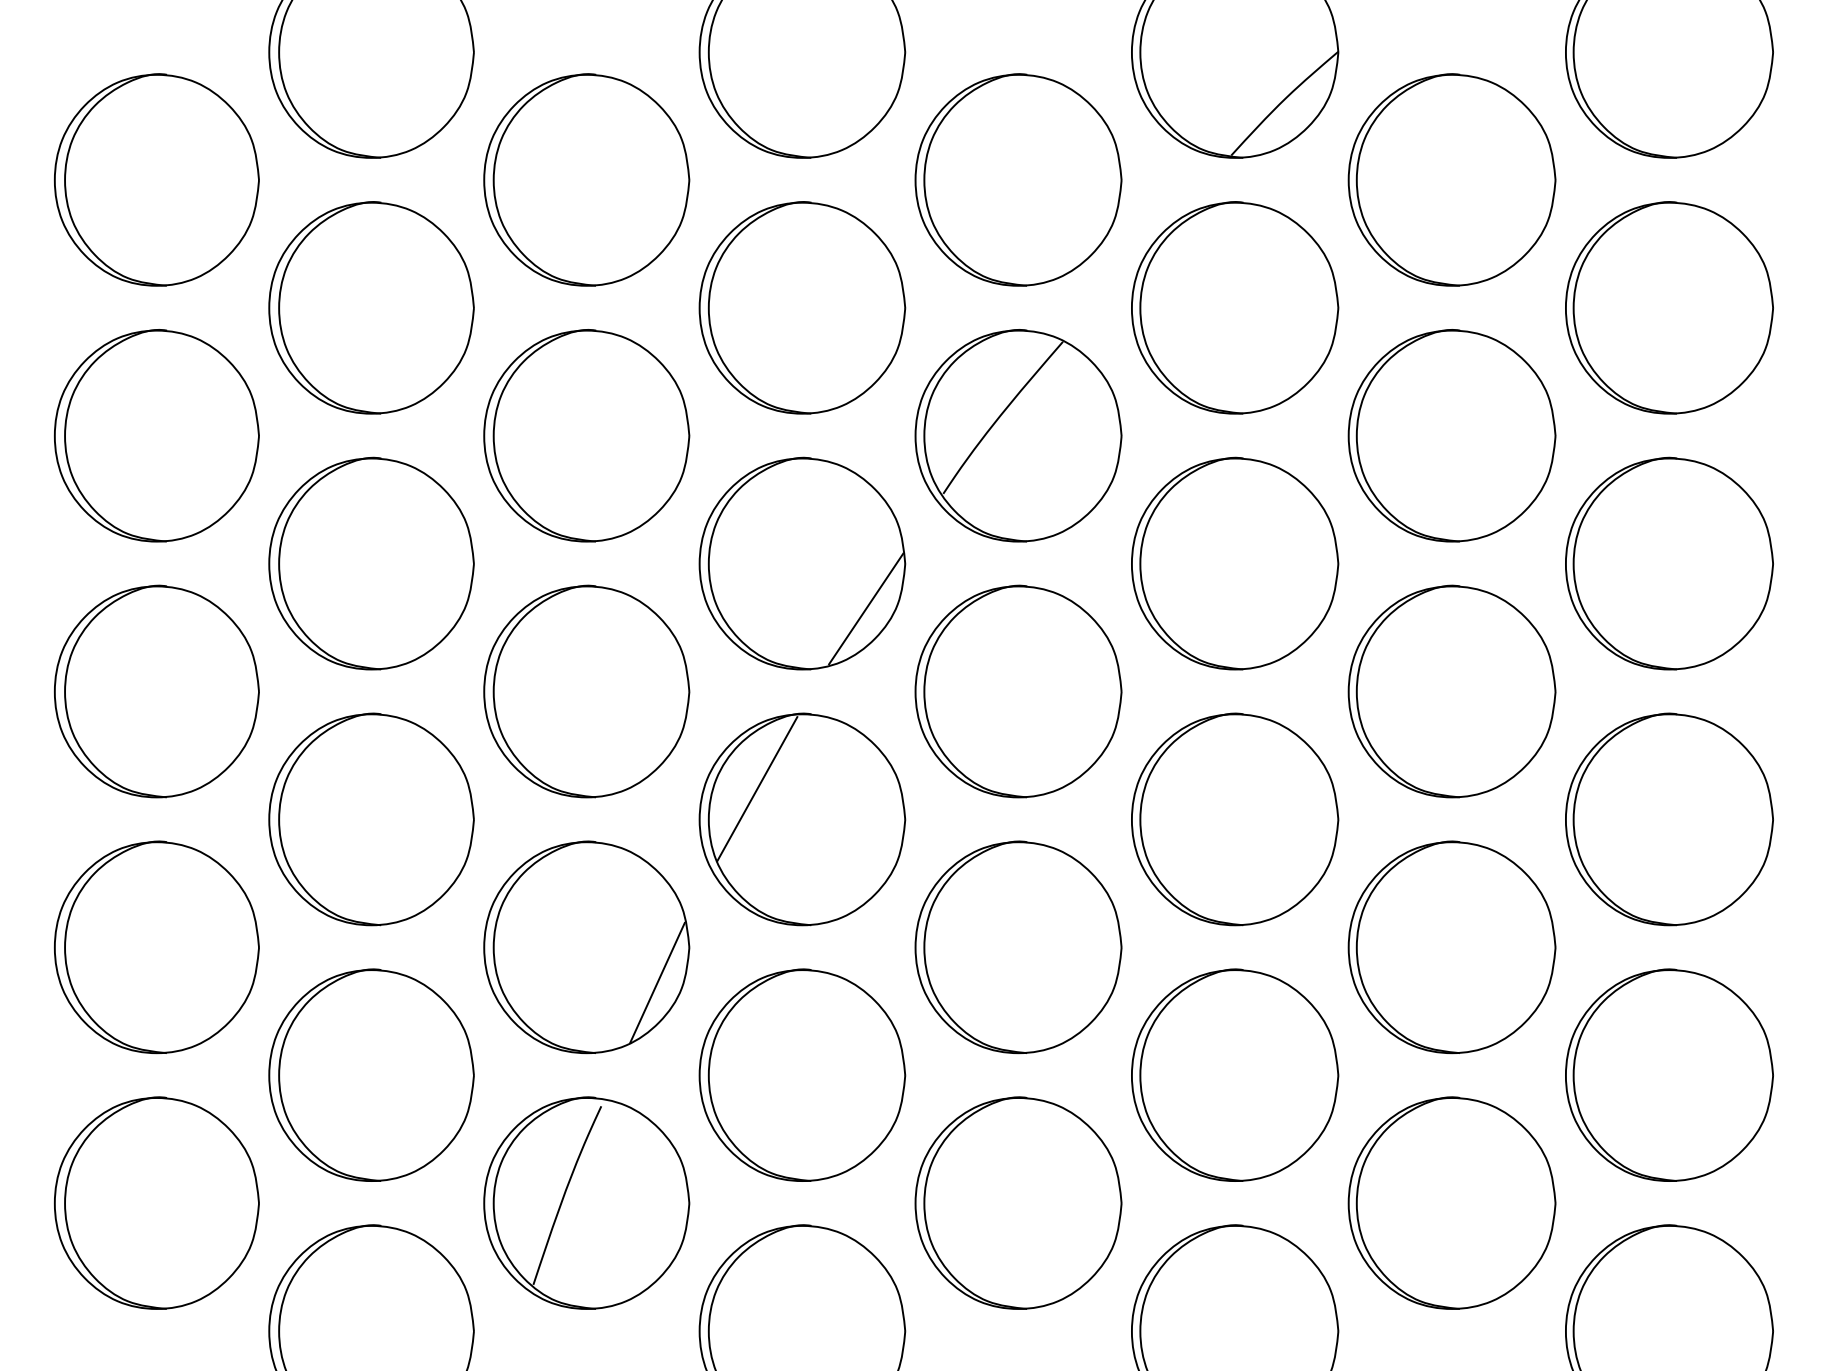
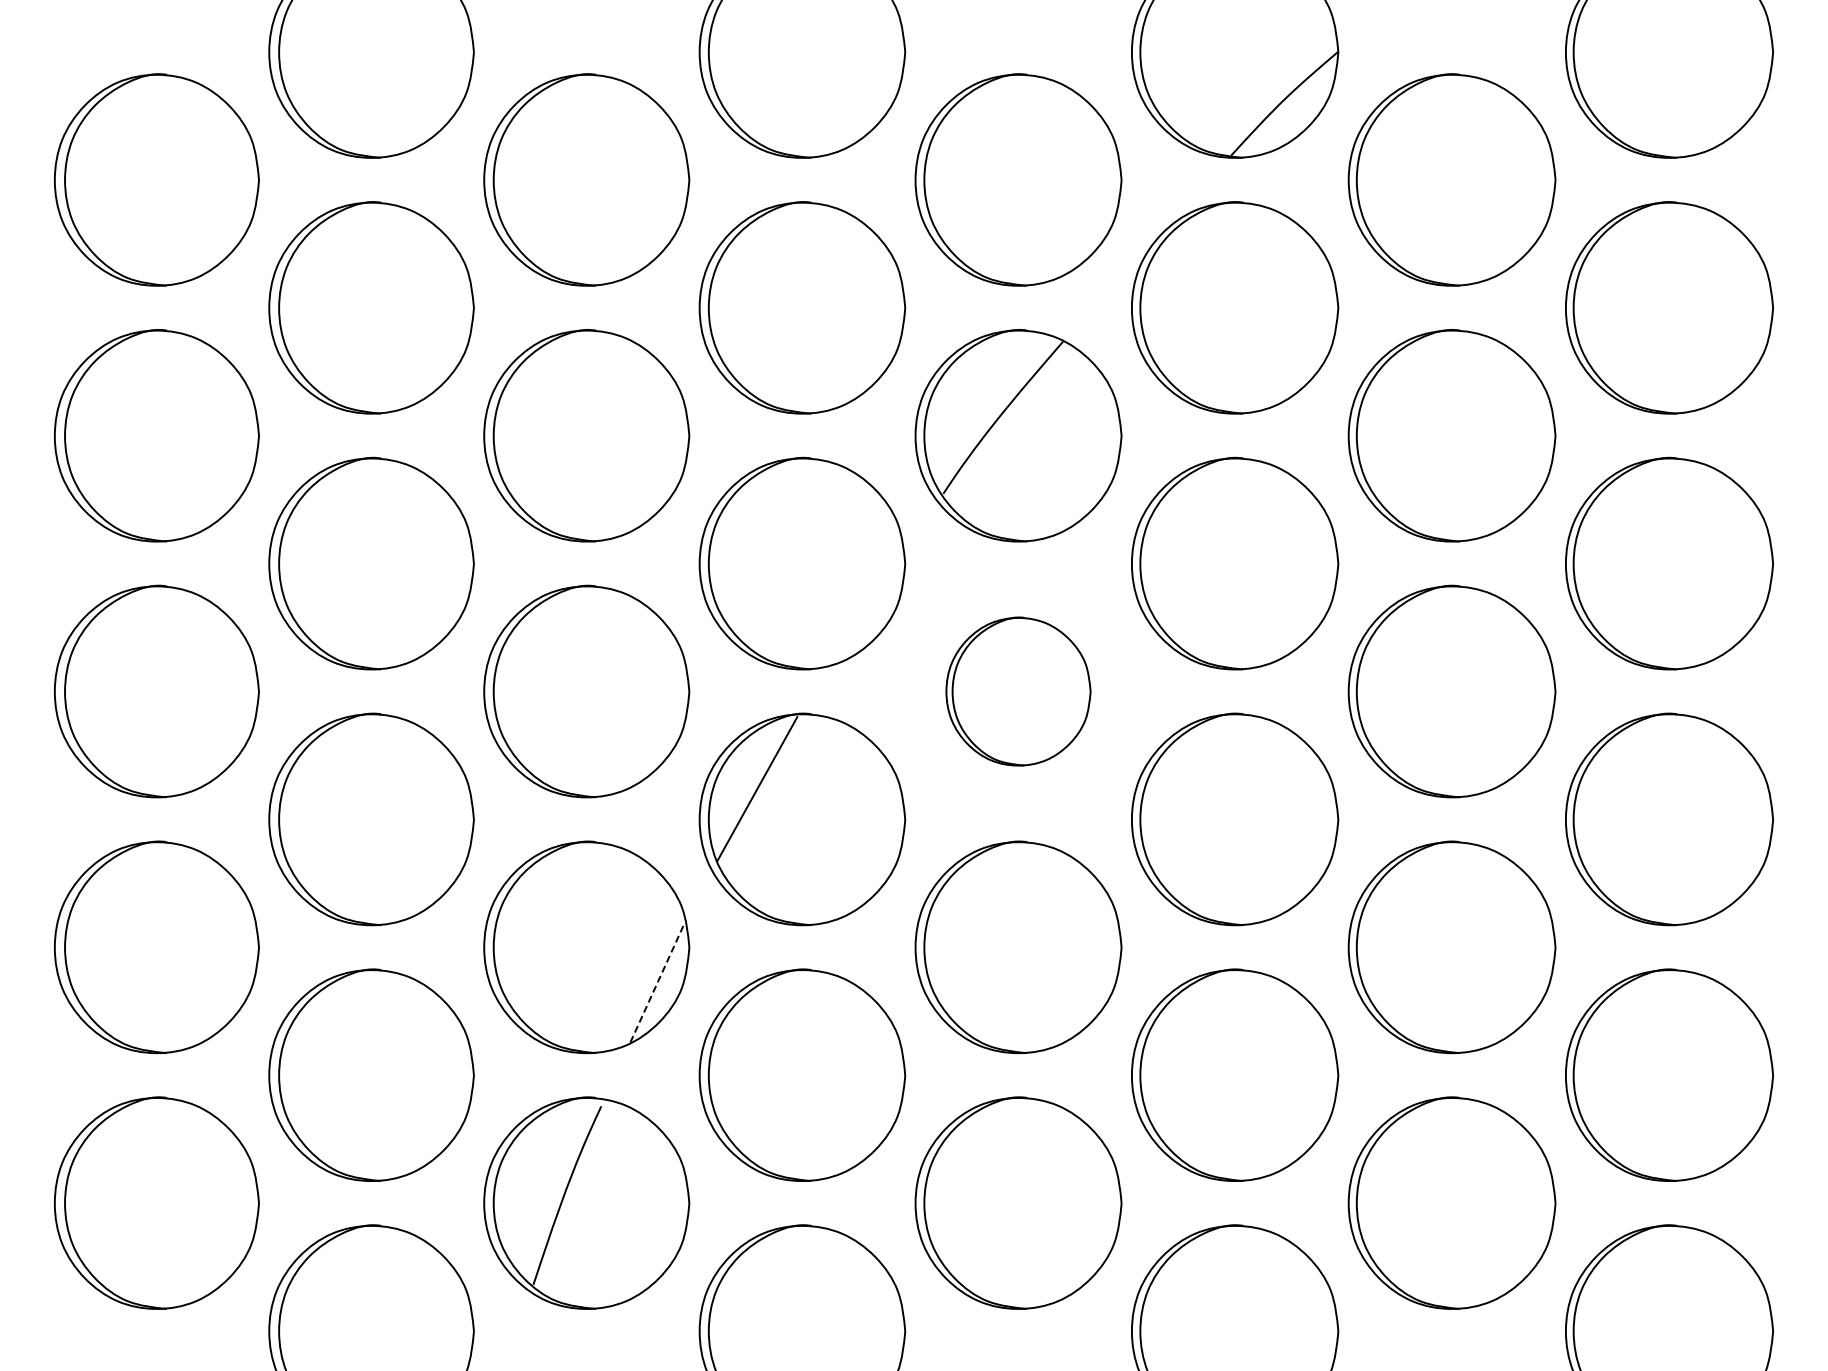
line: present -> none (866, 608)
part size: 209x215 px -> 147x151 px (1018, 691)
line: solid -> dashed (657, 982)
